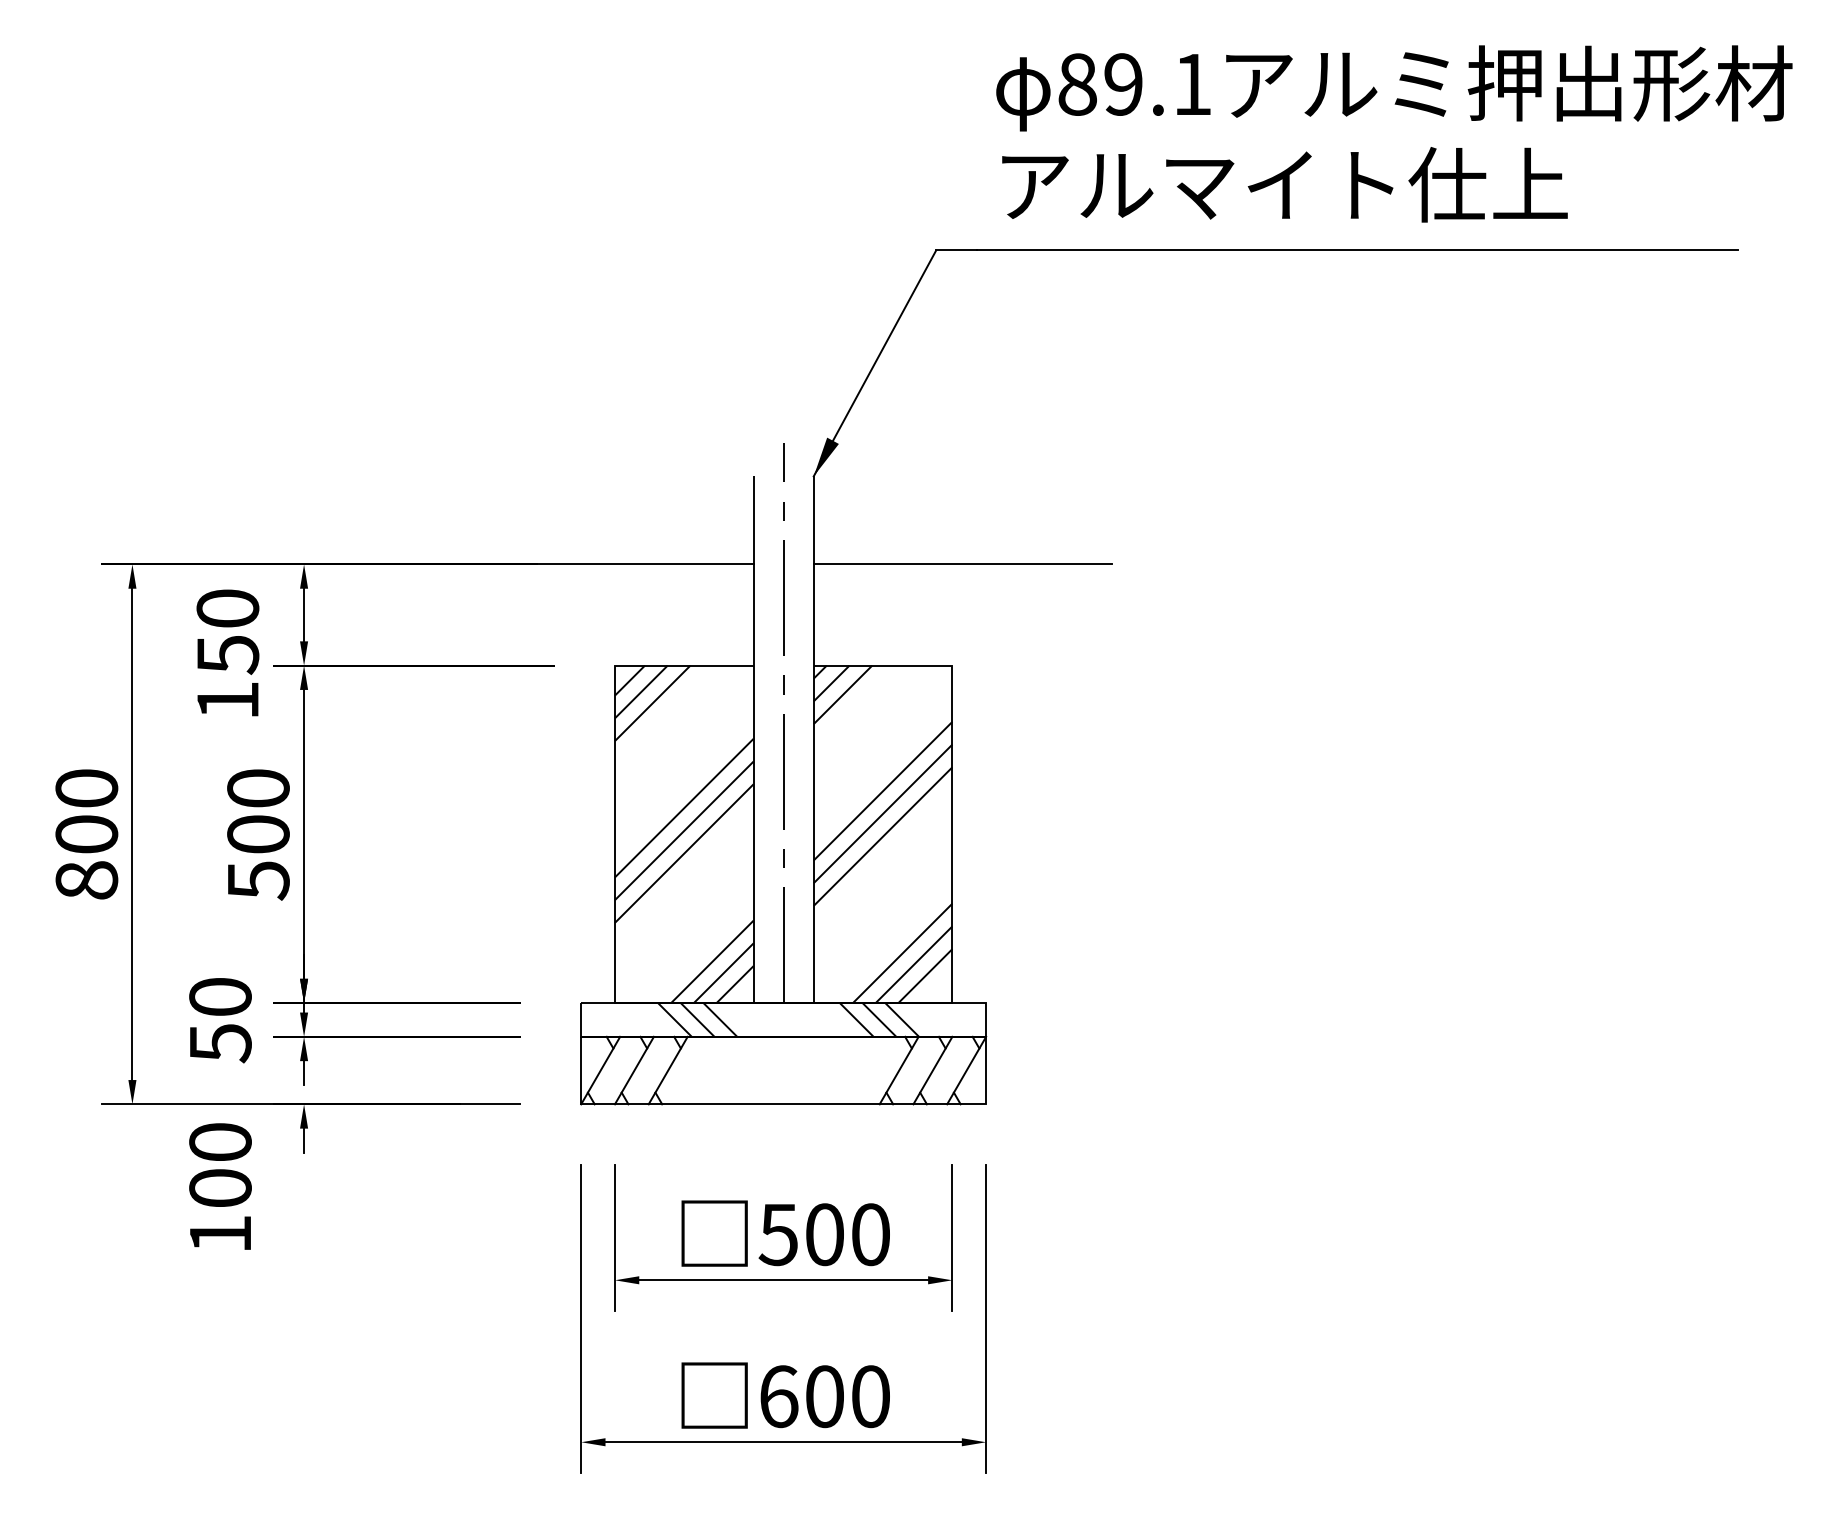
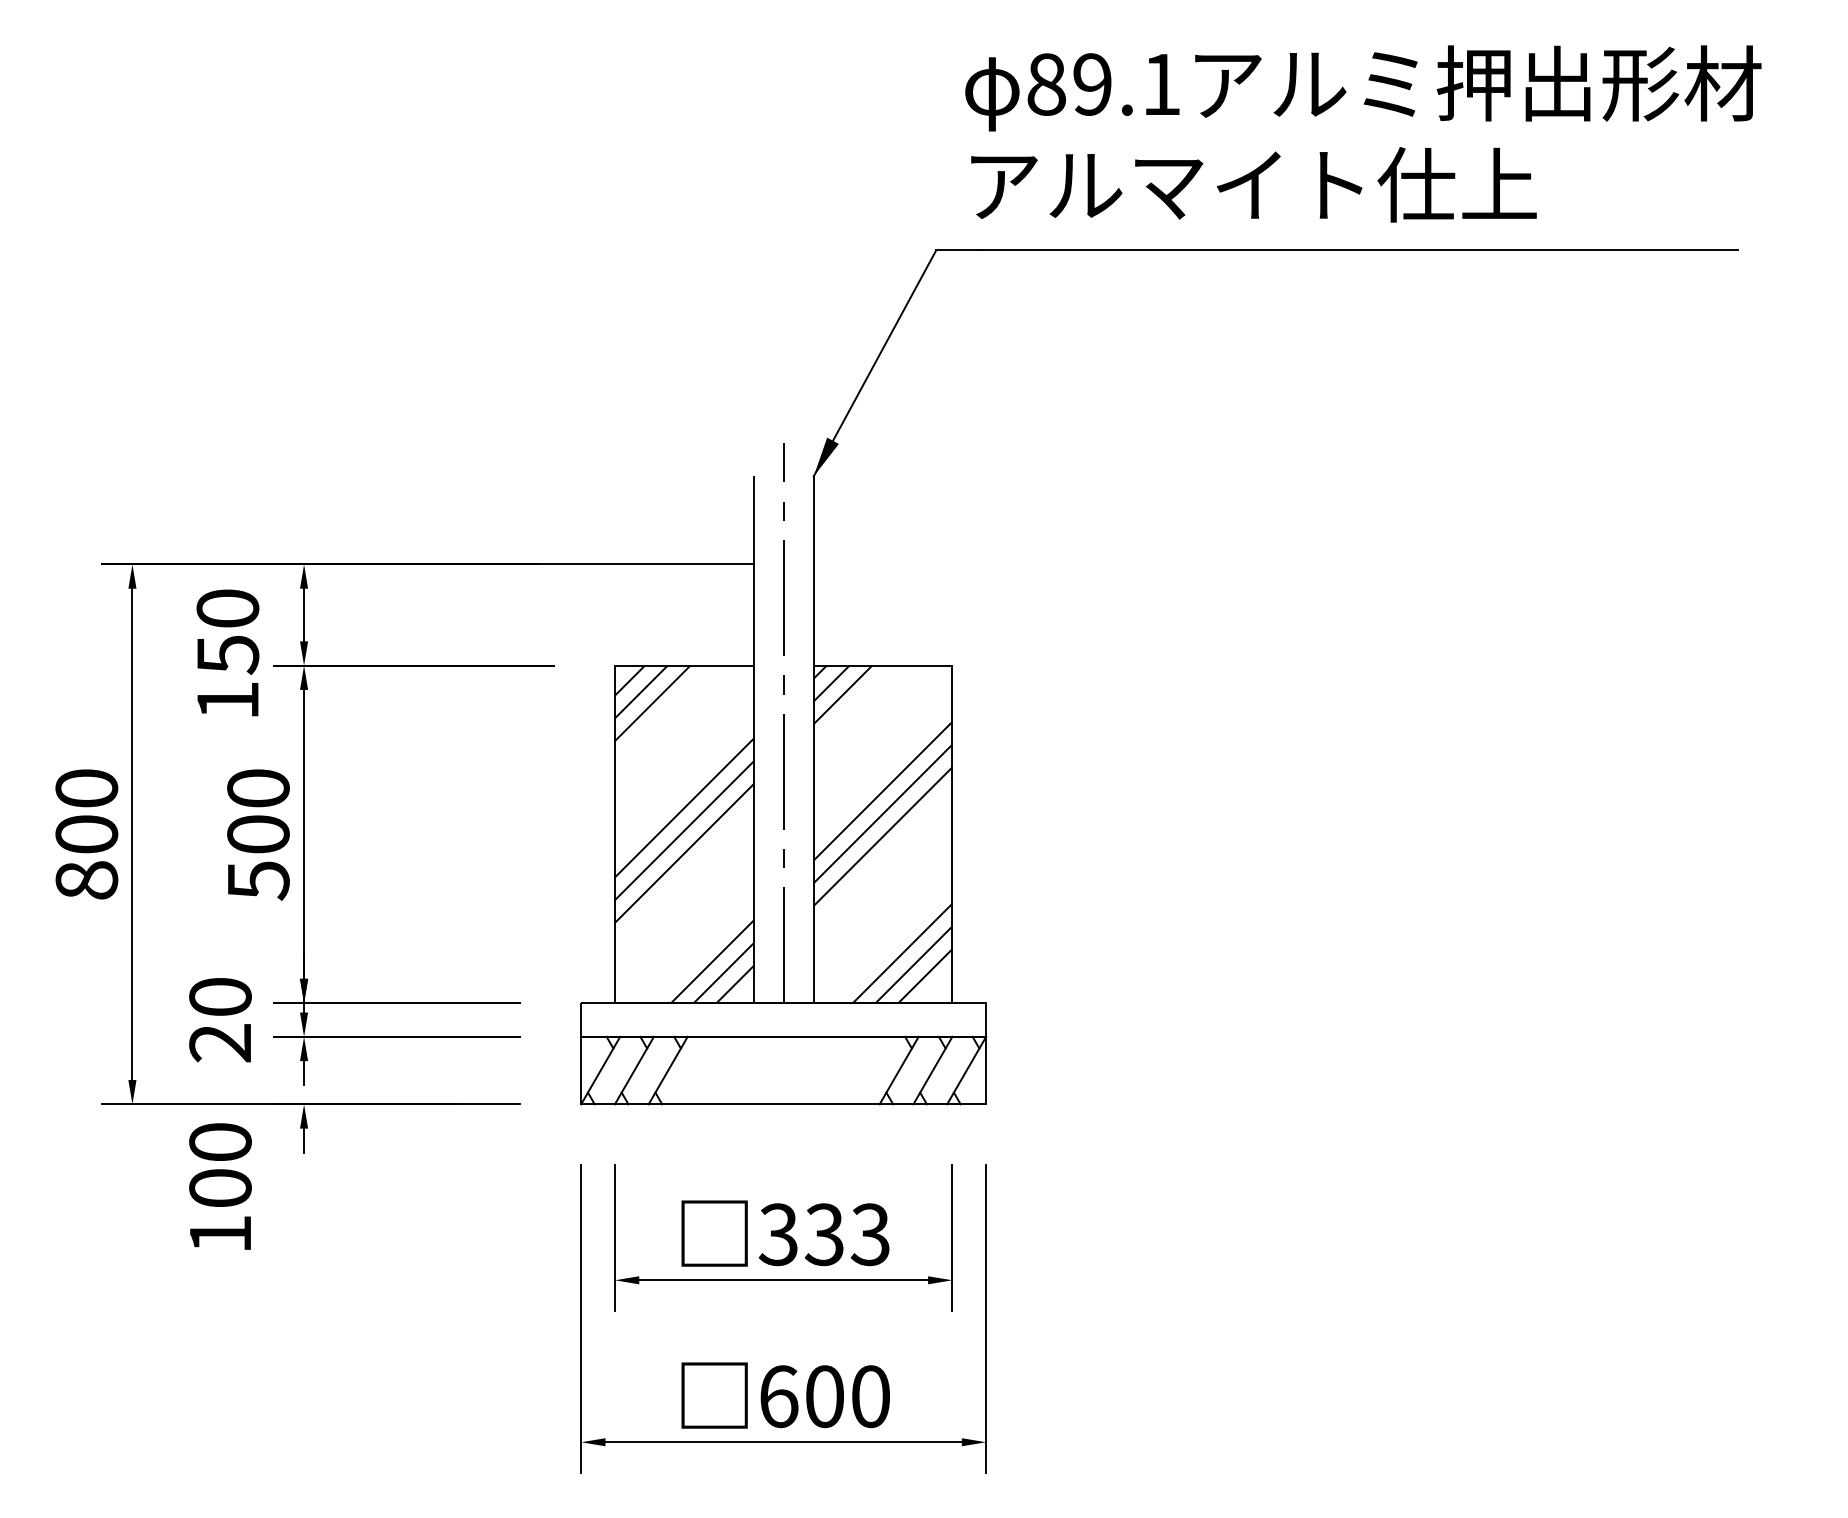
text position: (1394, 133) -> (1363, 133) (1363, 133)
line: present -> none (962, 564)
hatch: present -> none (788, 1019)
text: 50 -> 20 (220, 1043)
text: 500 -> 333 (823, 1234)
